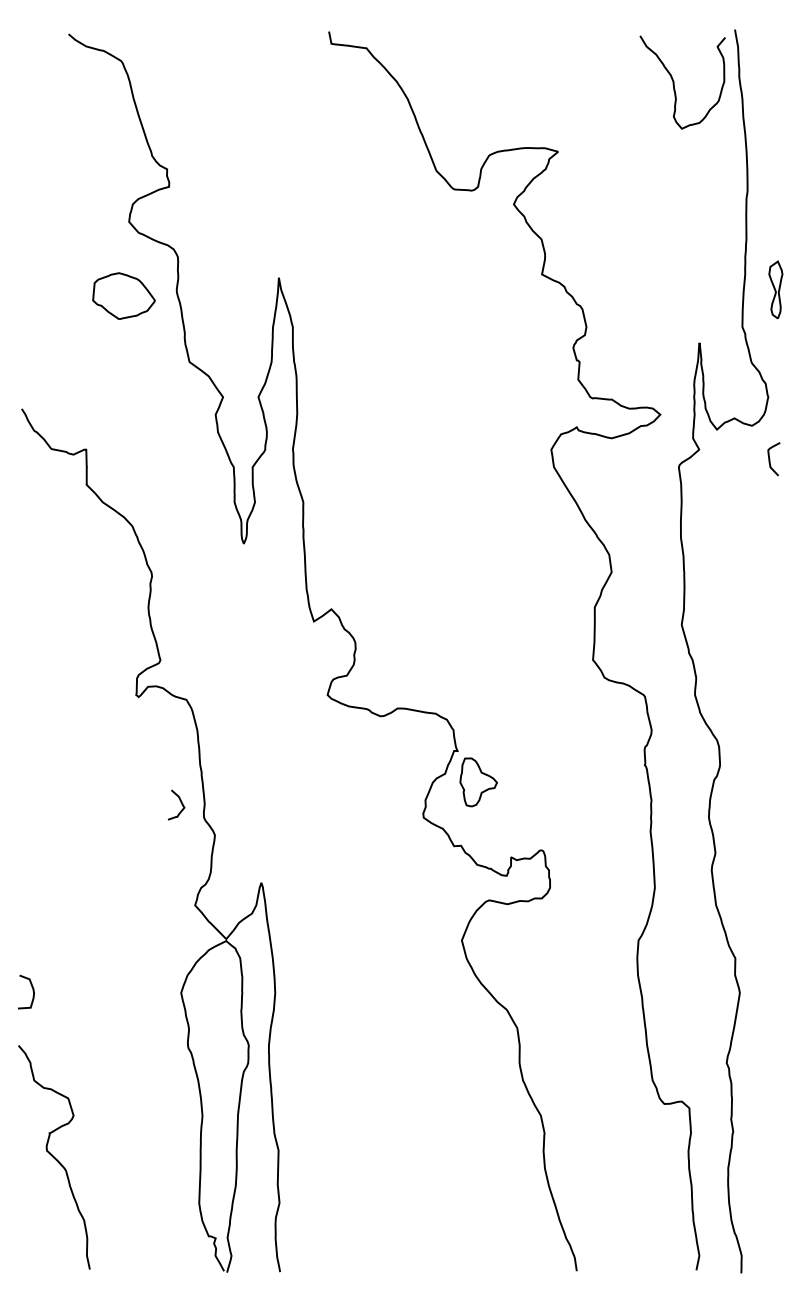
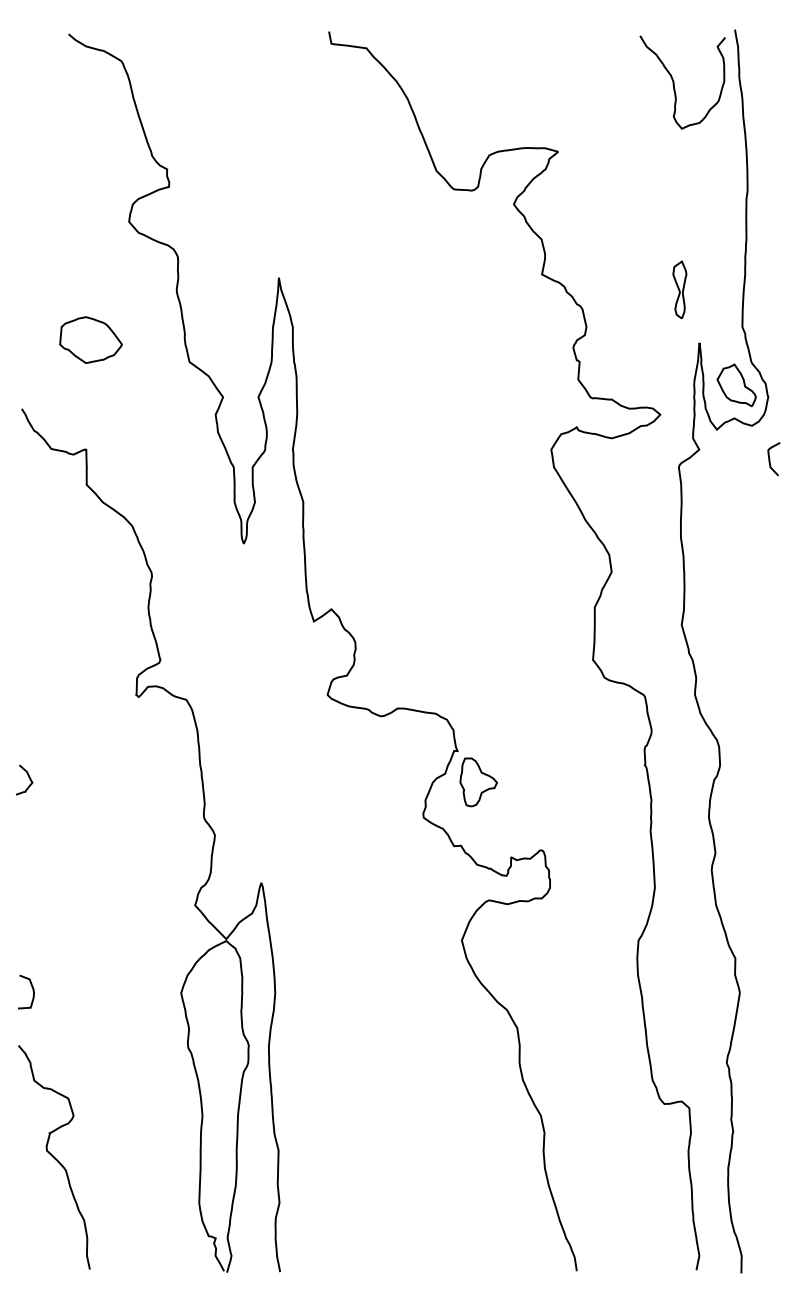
part position: (775, 289) -> (679, 289) (679, 289)
part position: (123, 295) -> (90, 339) (90, 339)
part: none -> present (736, 385)
curve position: (180, 802) -> (28, 777) (28, 777)
